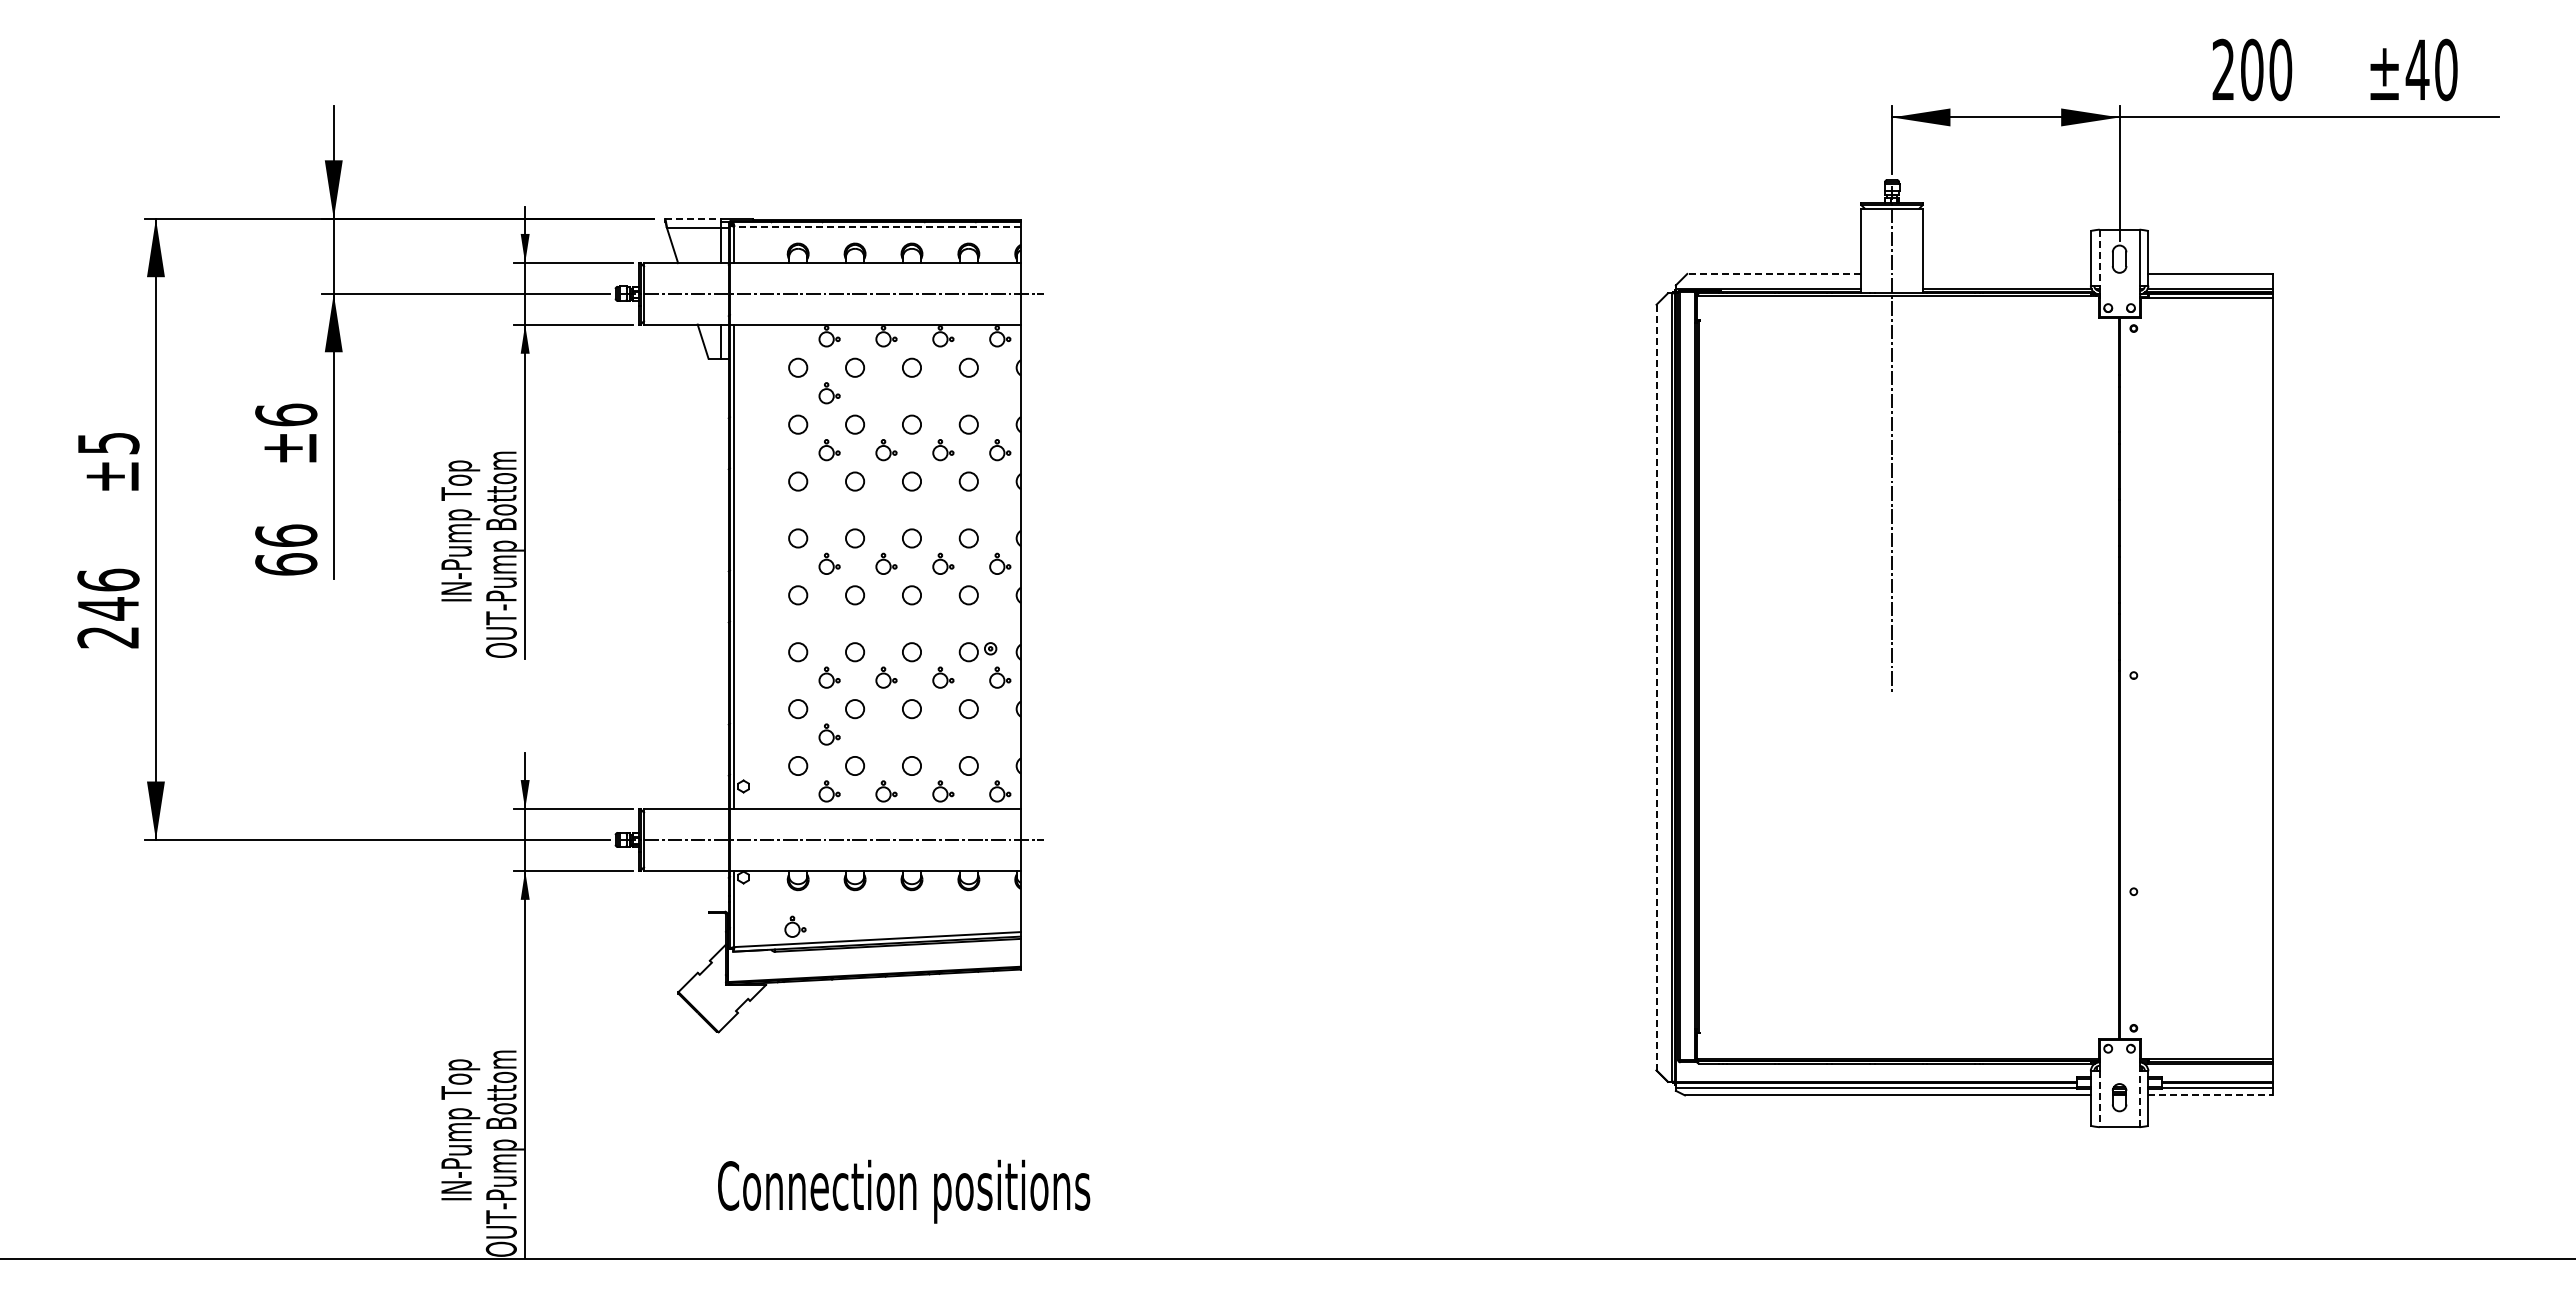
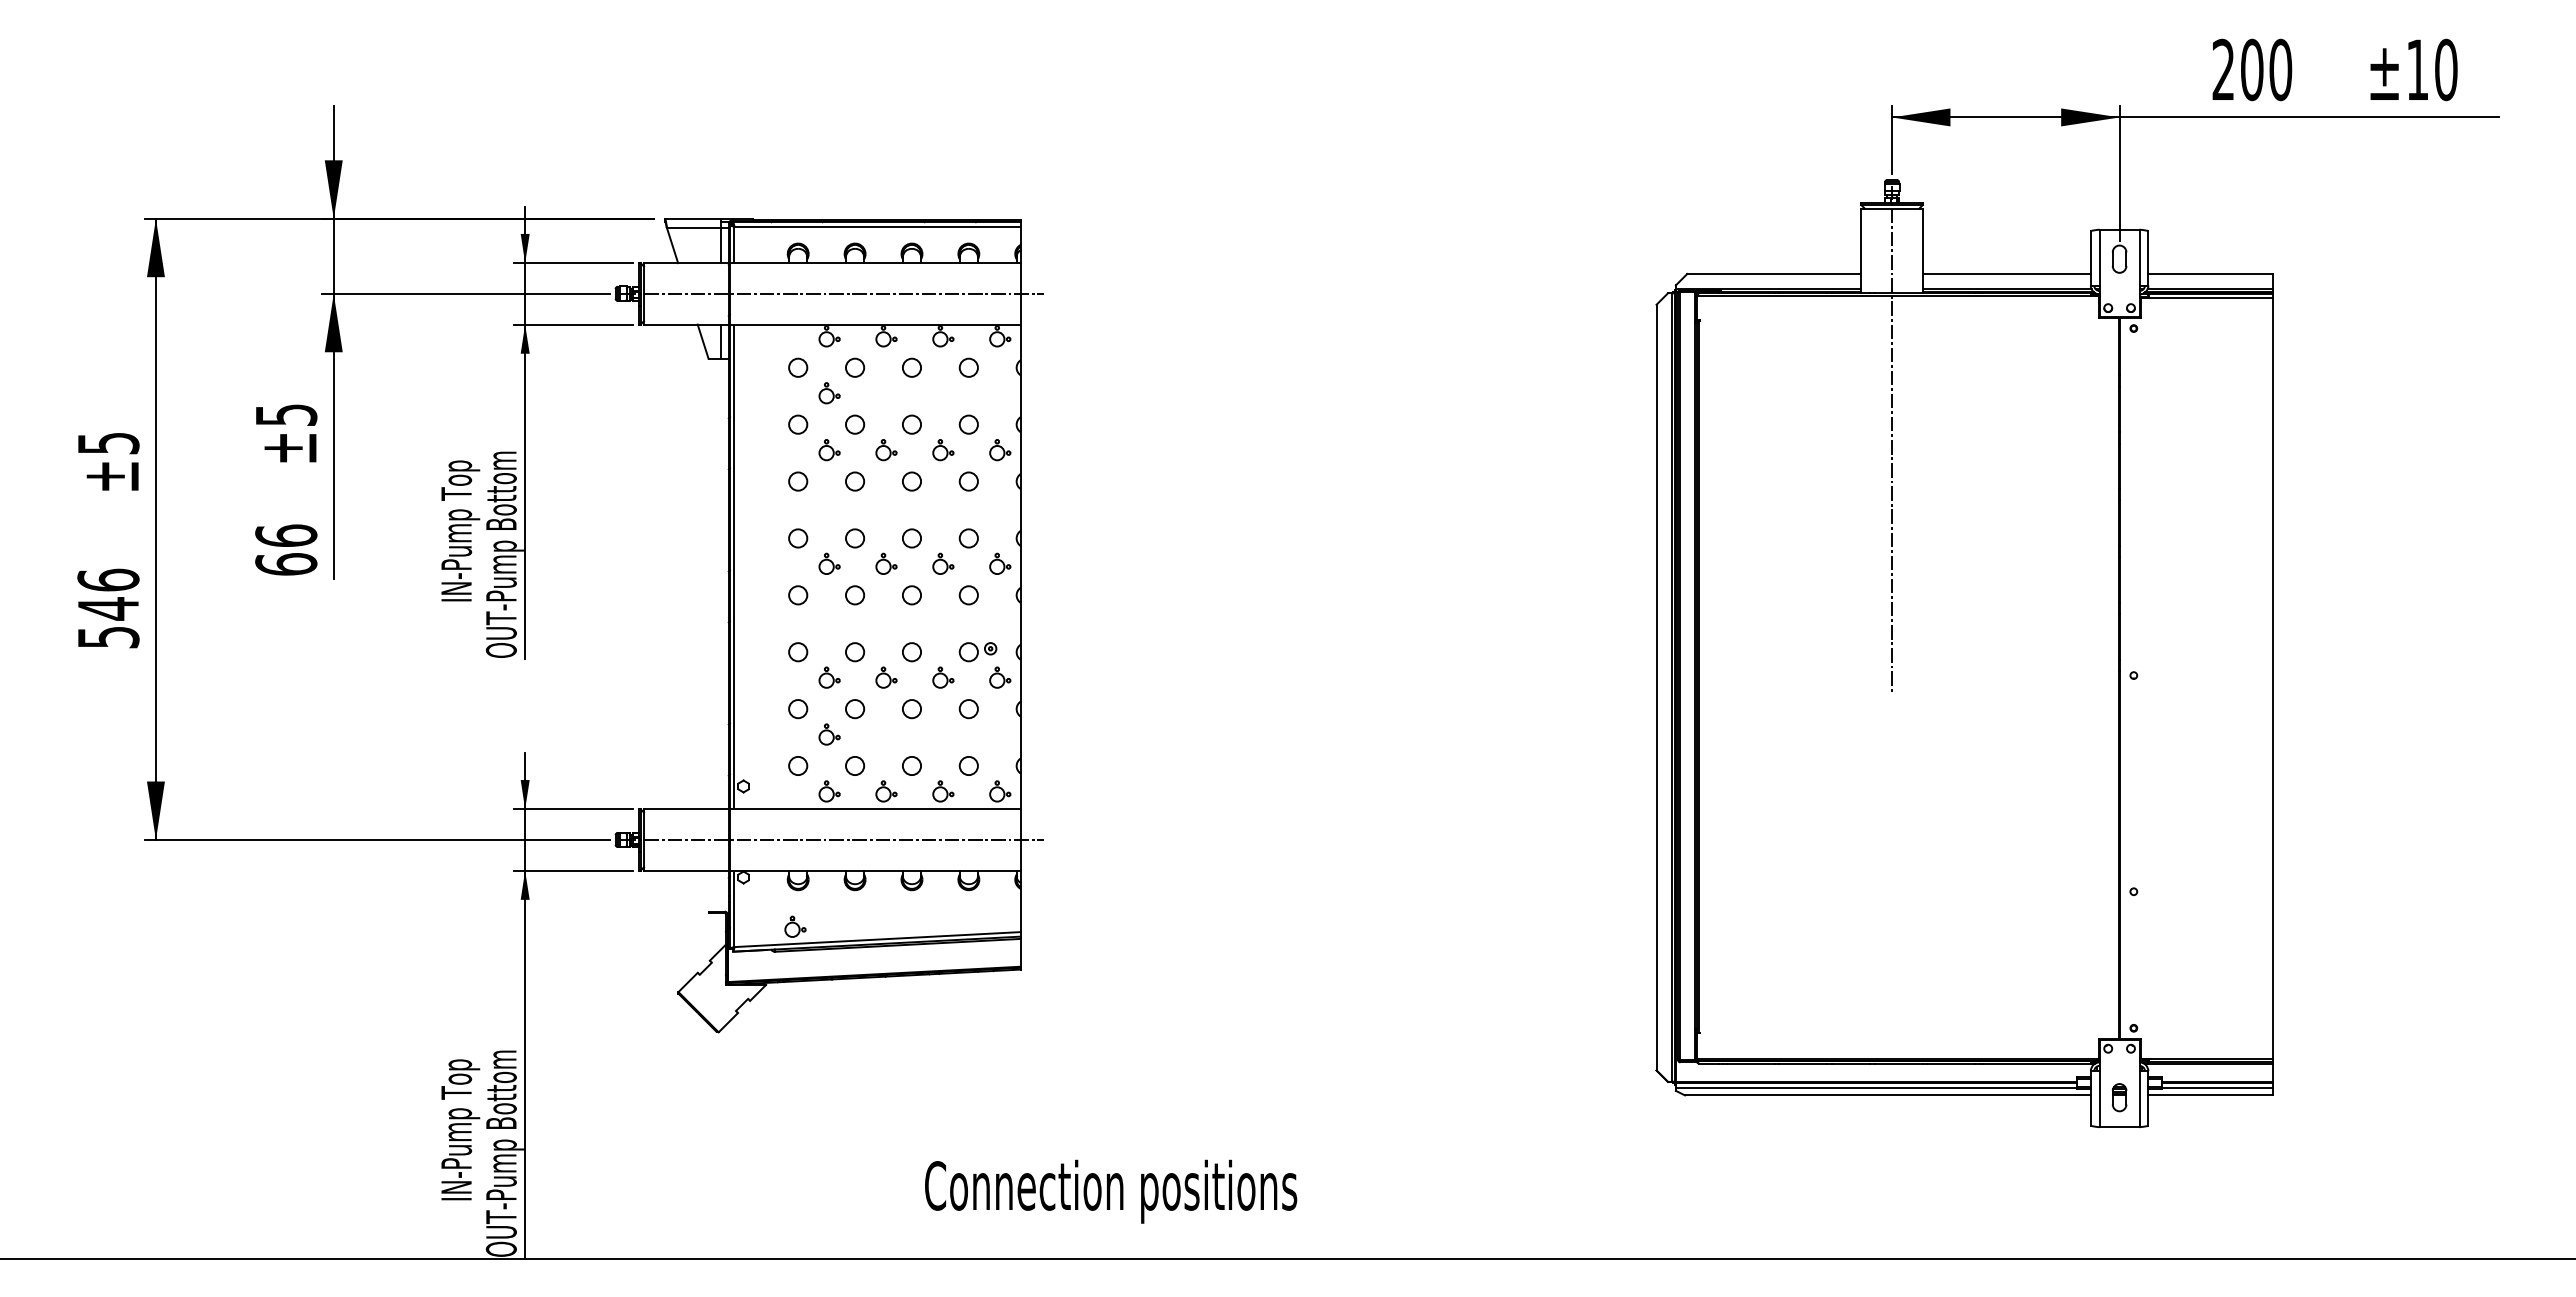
text: ±40 -> ±10 (2417, 69)
line: dashed -> solid (693, 218)
line: dashed -> solid (877, 226)
line: dashed -> solid (2099, 257)
line: dashed -> solid (1773, 273)
line: none -> present (2006, 273)
text: ±6 -> ±5 (286, 414)
text: 246 -> 546 (108, 637)
line: dashed -> solid (1656, 687)
line: dashed -> solid (2211, 1095)
line: dashed -> solid (2099, 1099)
line: dashed -> solid (2139, 1099)
text position: (904, 1191) -> (1111, 1191) (1111, 1191)
